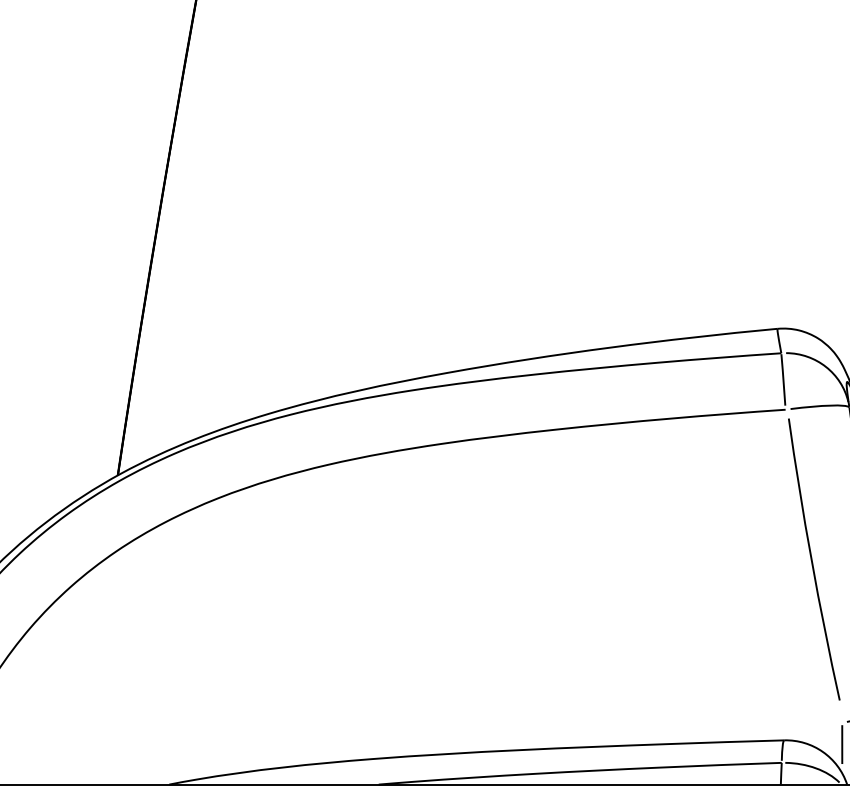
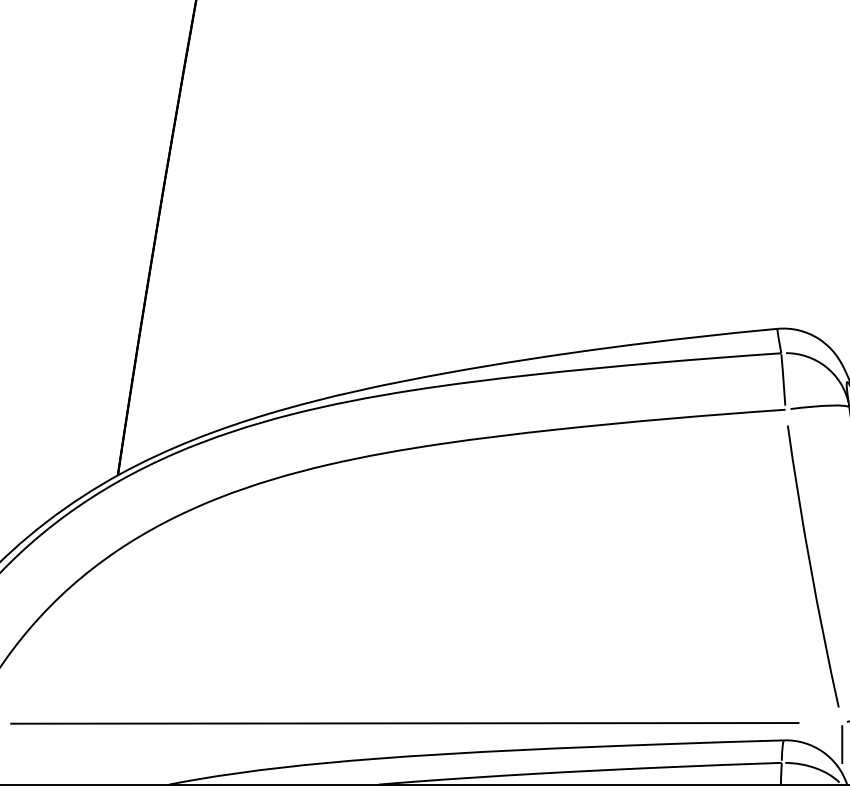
curve position: (812, 559) -> (811, 566) (811, 566)
line: none -> present (404, 723)
